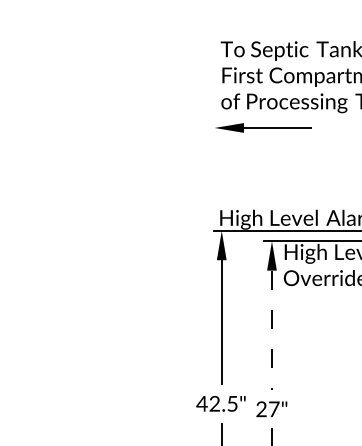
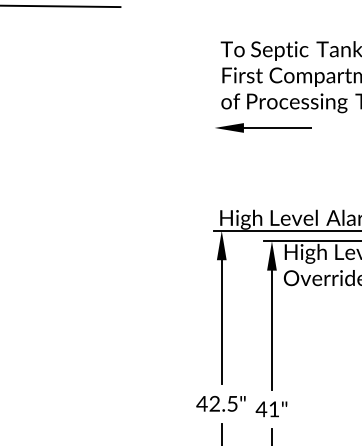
line: none -> present (61, 6)
line: dashed -> solid (271, 330)
text: 27" -> 41" (267, 409)
